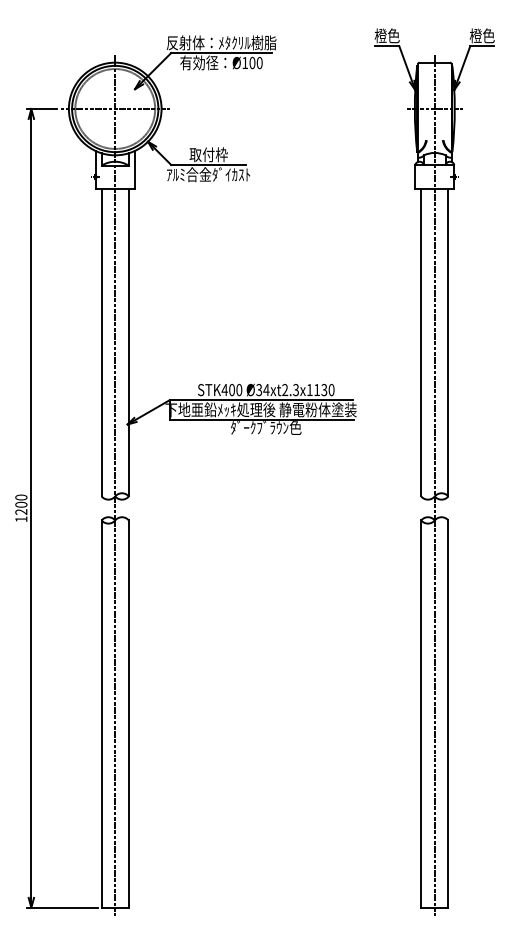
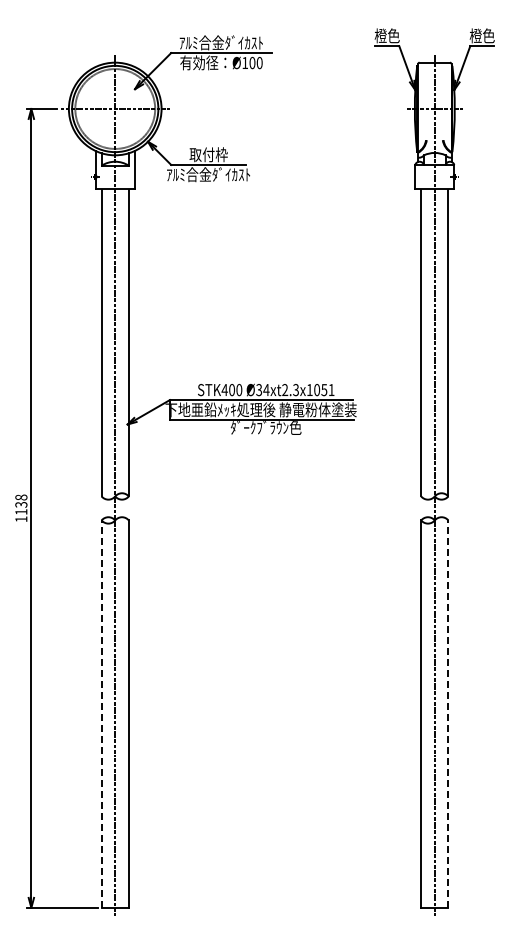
text: 反射体：ﾒﾀｸﾘﾙ樹脂 -> ｱﾙﾐ合金ﾀﾞｲｶｽﾄ (221, 42)
text: Ø34xt2.3x1130 -> Ø34xt2.3x1051 (324, 390)
text: 1200 -> 1138 (21, 504)
line: solid -> dashed (101, 714)
line: solid -> dashed (448, 714)
